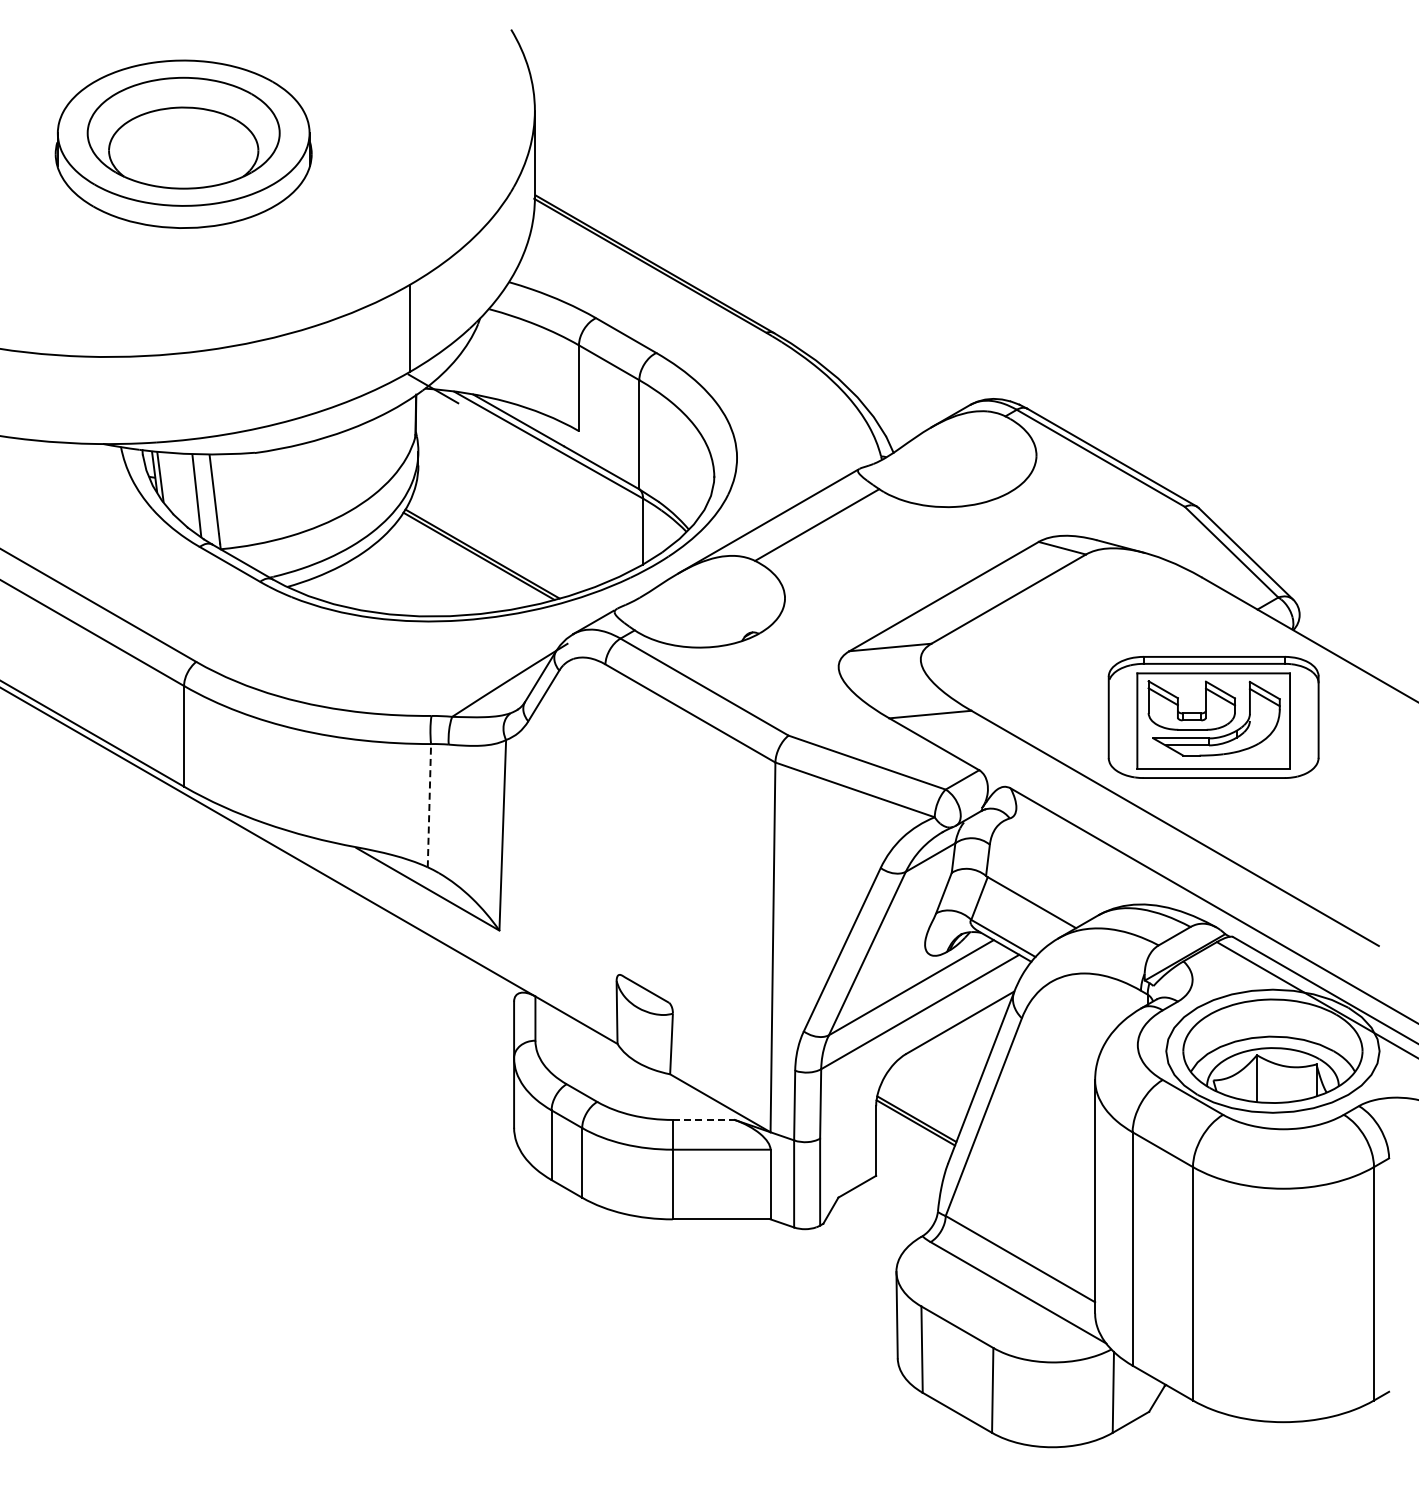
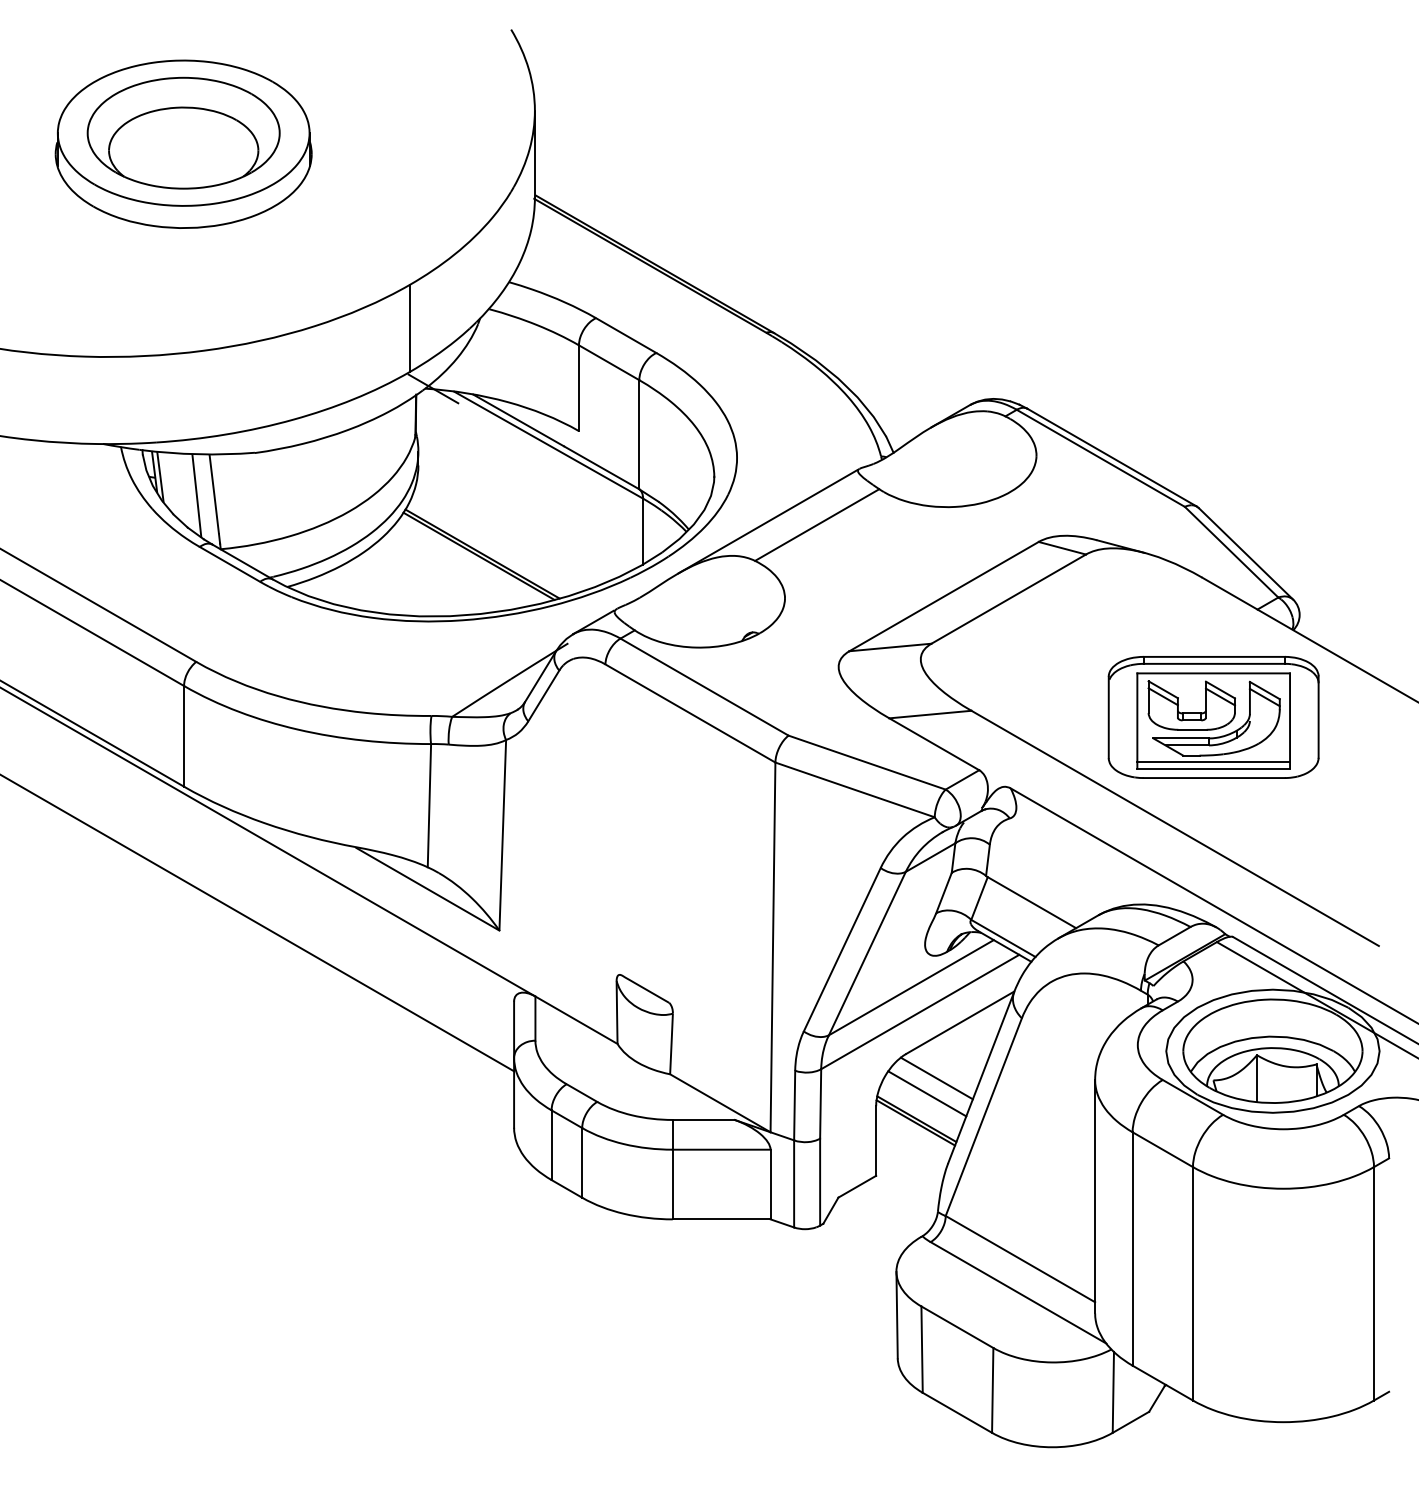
line: none -> present (1213, 761)
line: dashed -> solid (429, 805)
line: none -> present (258, 923)
line: none -> present (936, 1078)
line: none -> present (927, 1093)
line: dashed -> solid (703, 1119)
